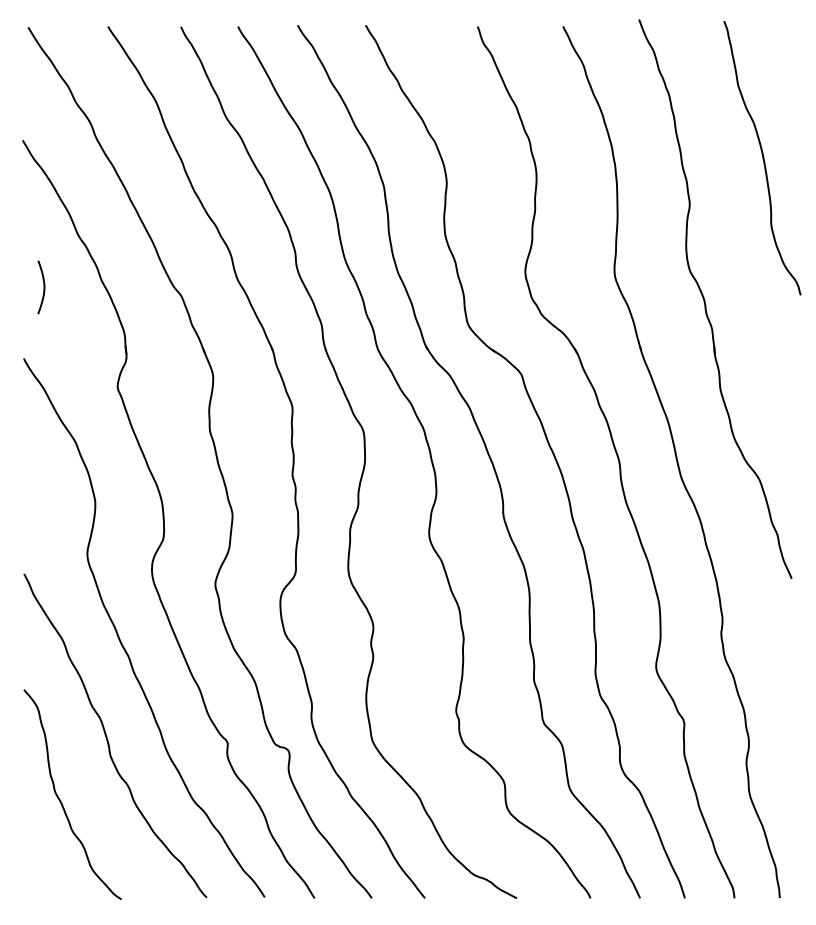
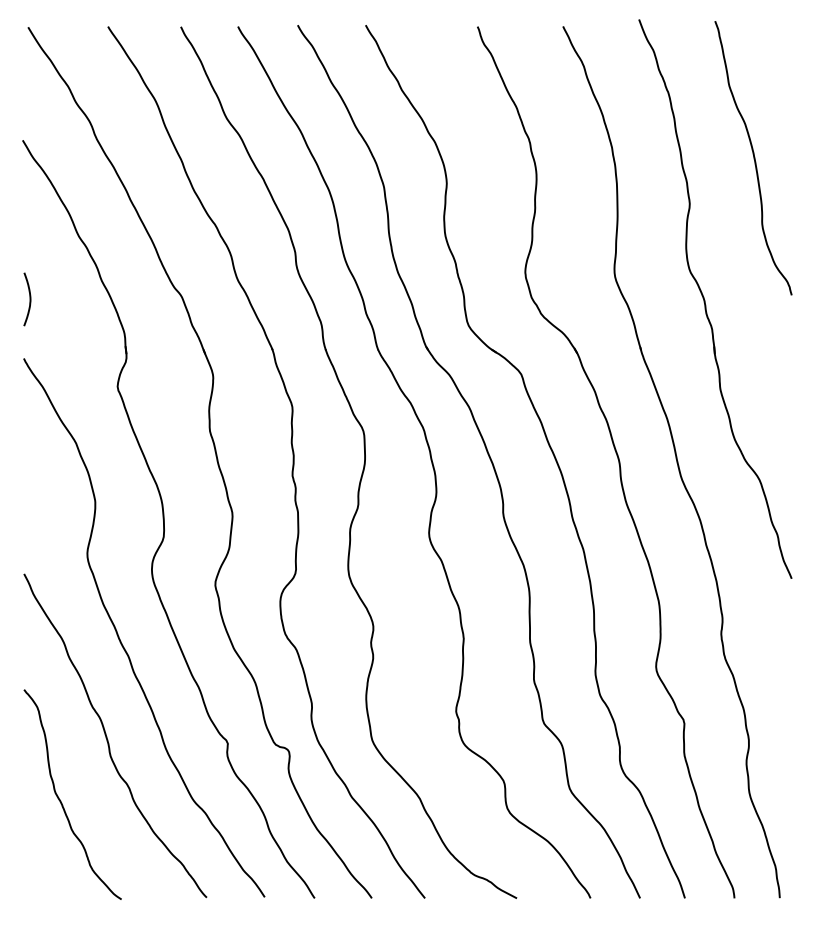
curve position: (762, 158) -> (753, 158) (753, 158)
curve position: (43, 287) -> (29, 299) (29, 299)
